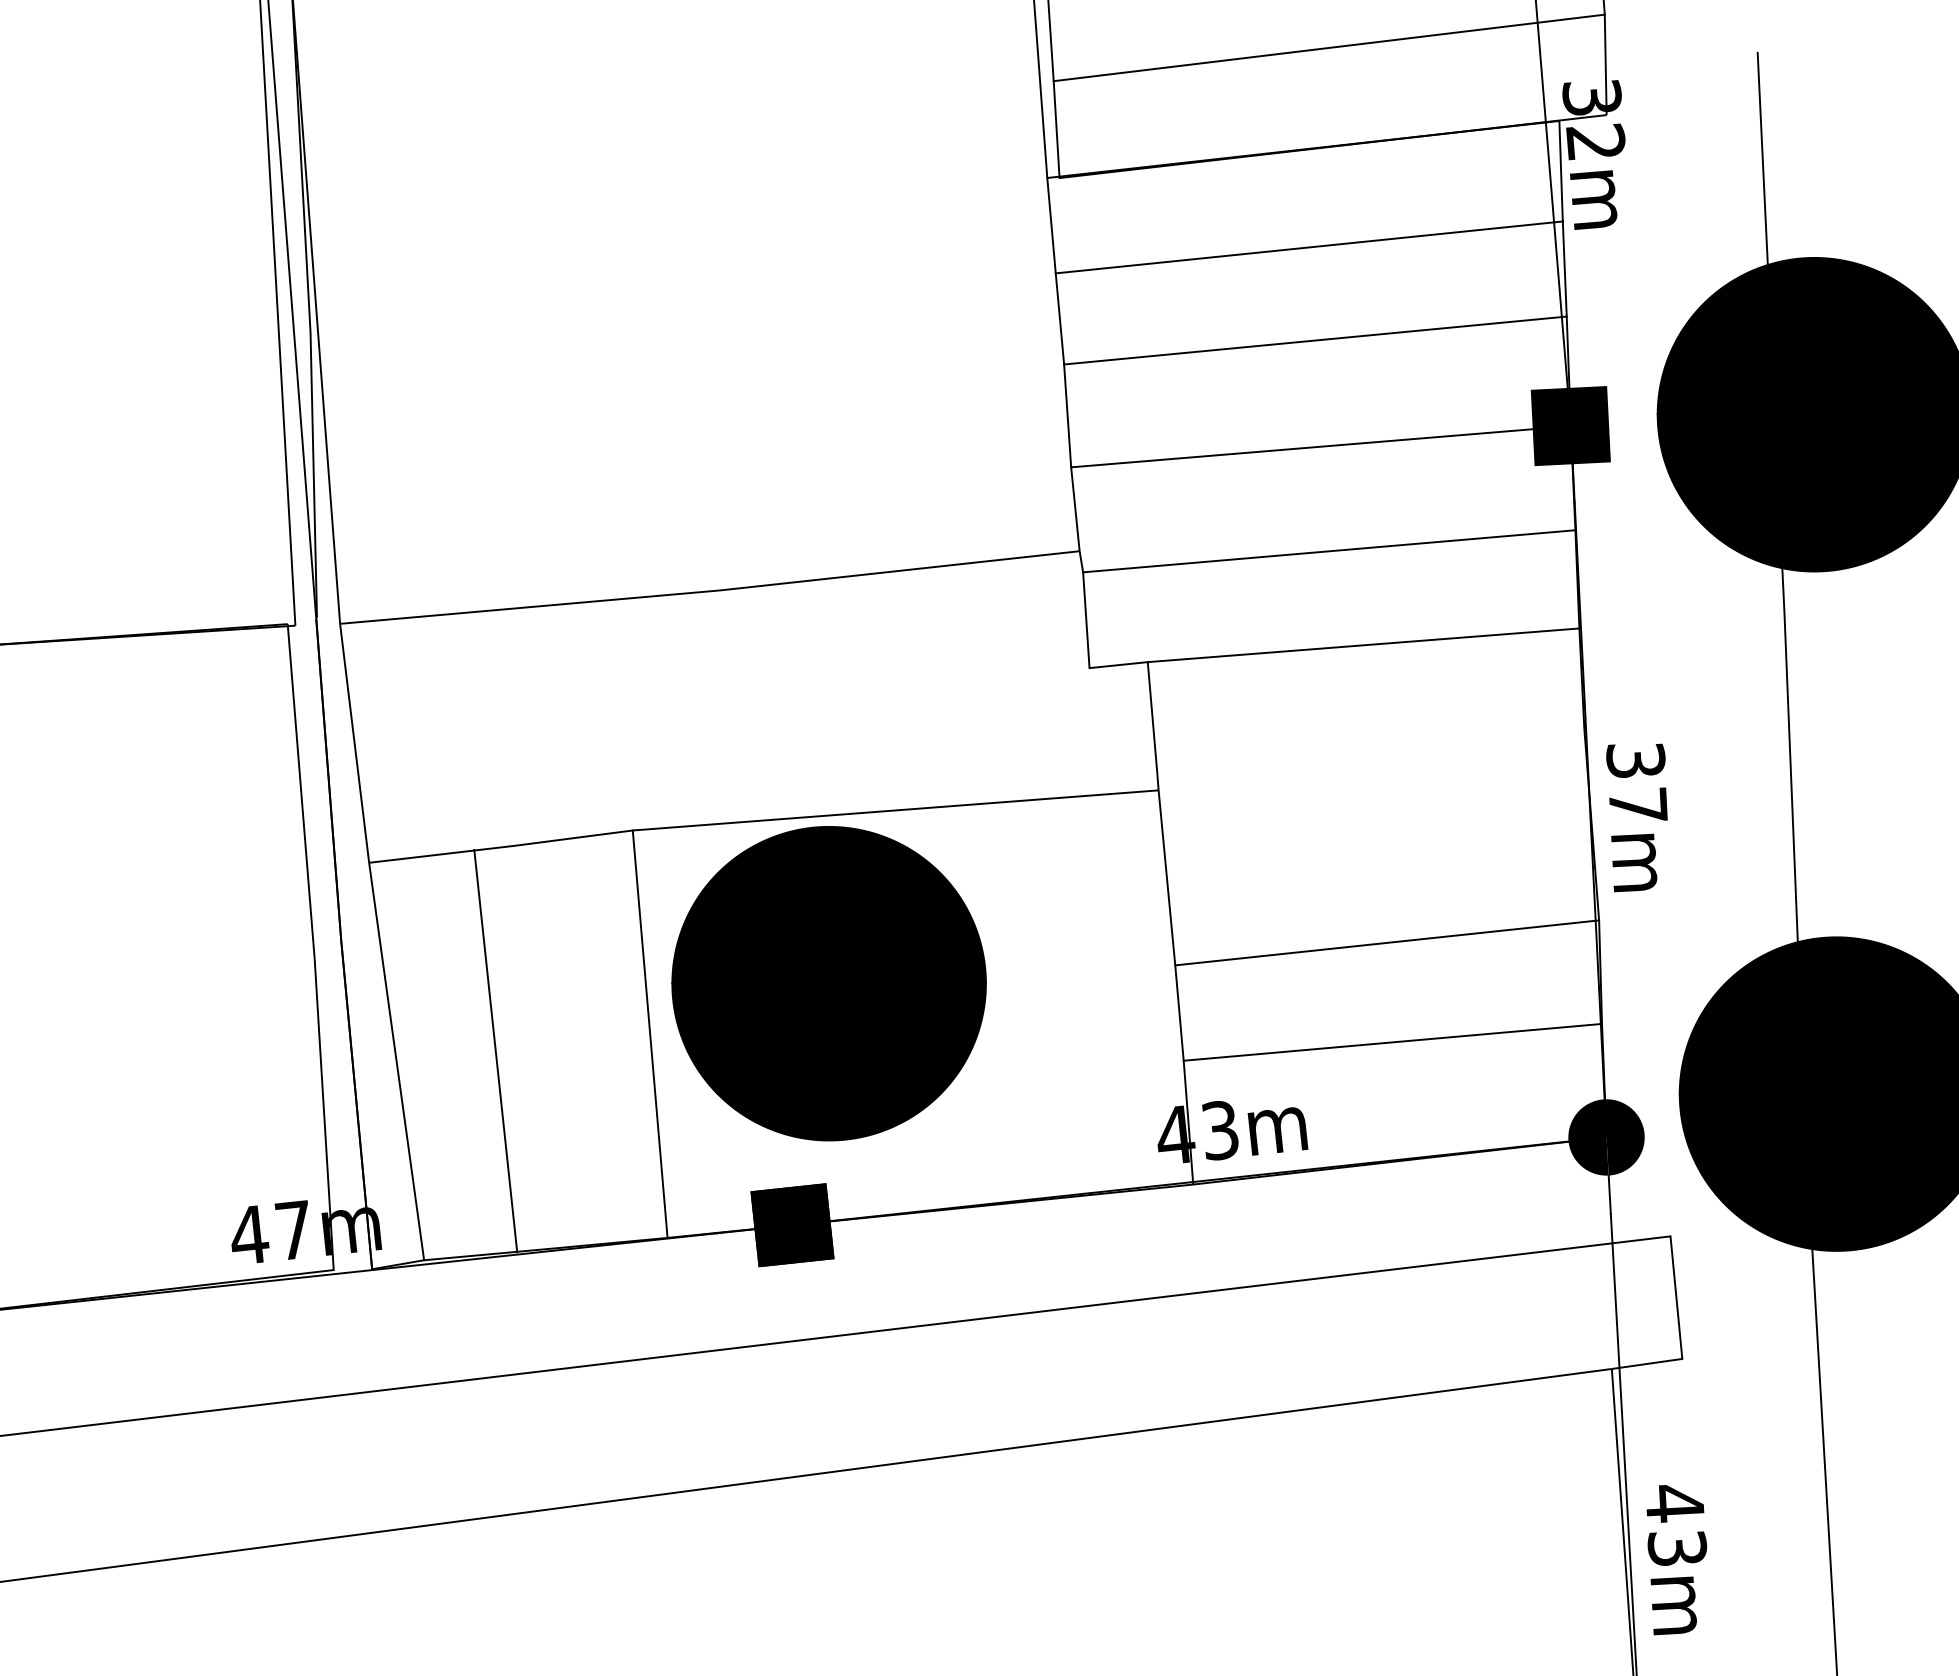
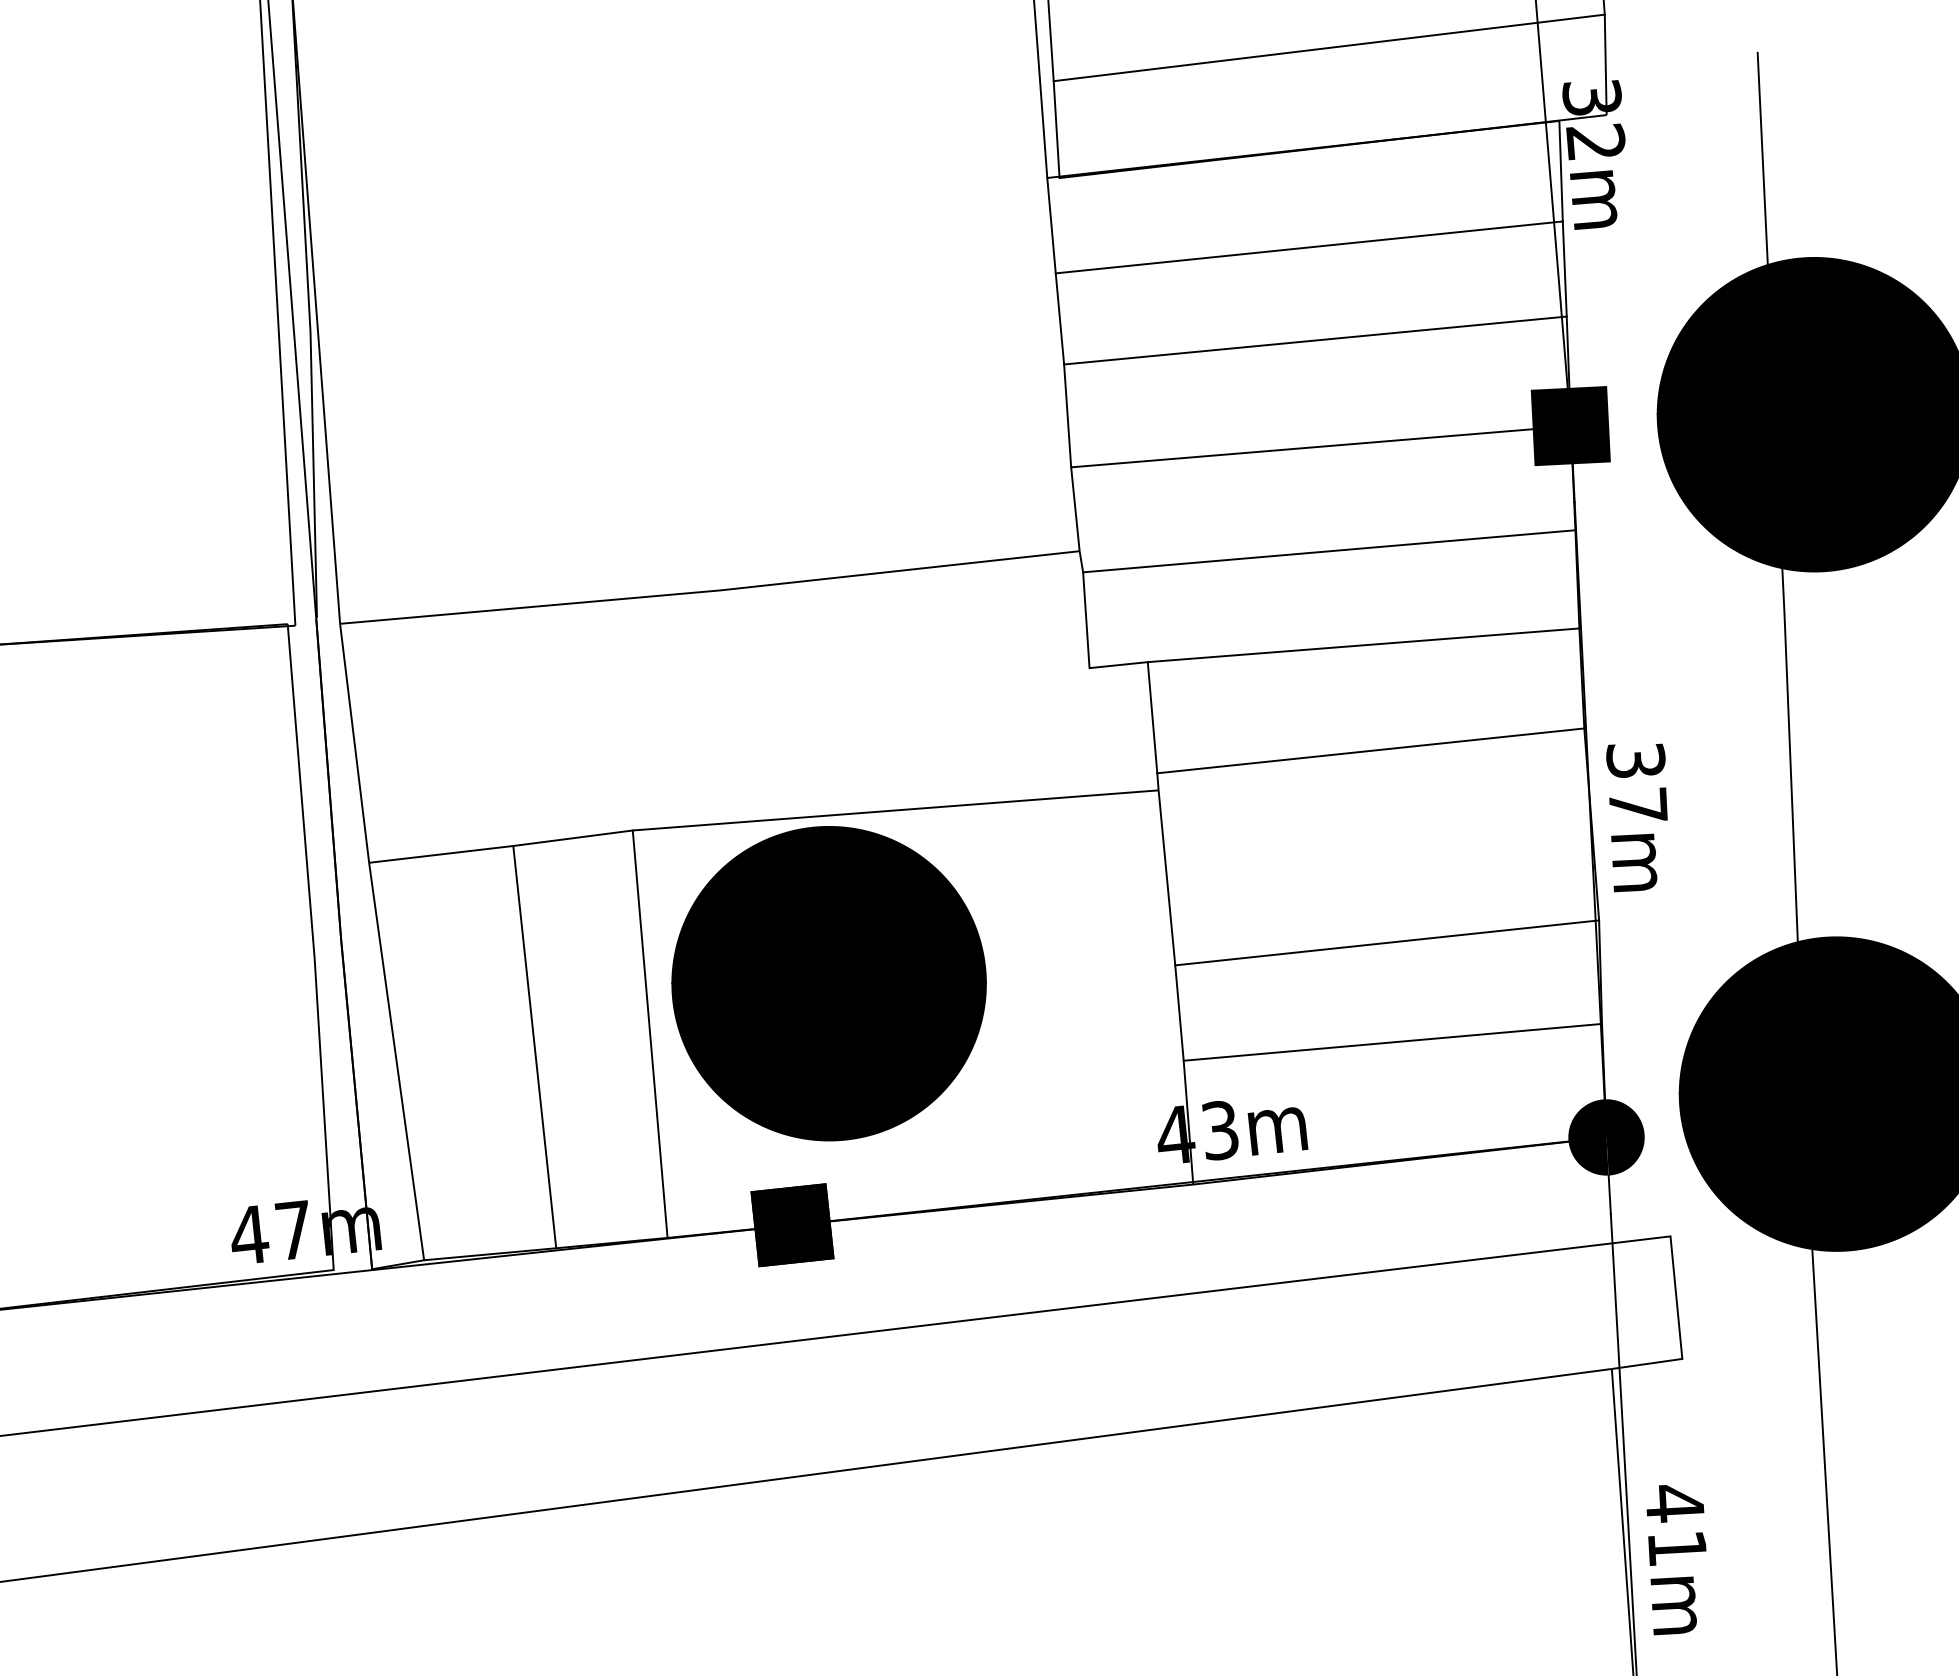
line: none -> present (1370, 750)
line position: (495, 1050) -> (534, 1046) (534, 1046)
text: 43m -> 41m (1677, 1548)
